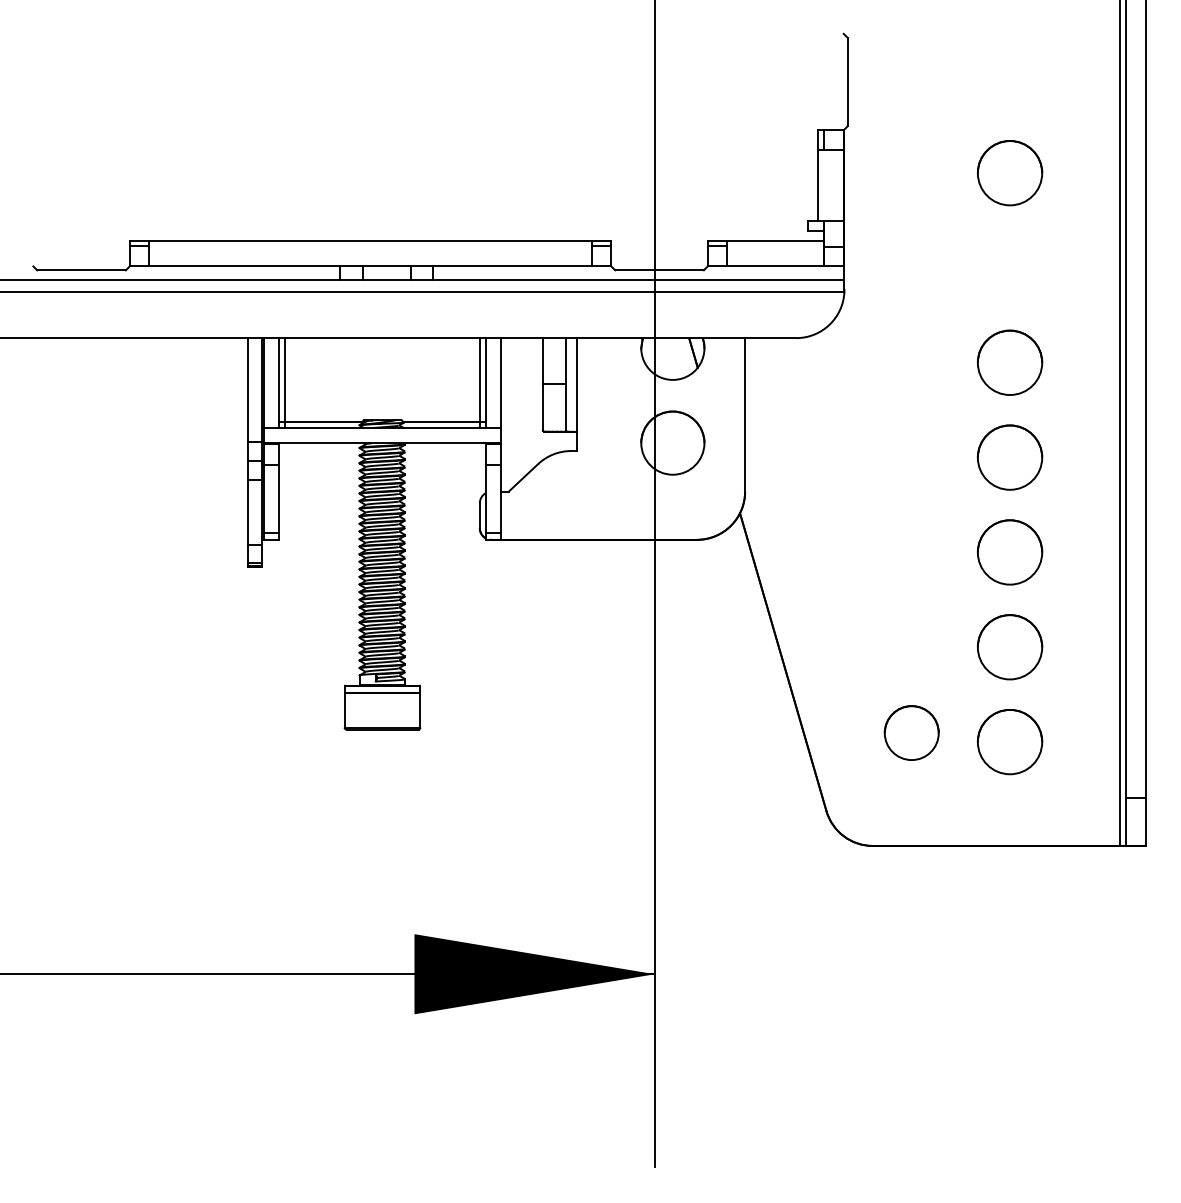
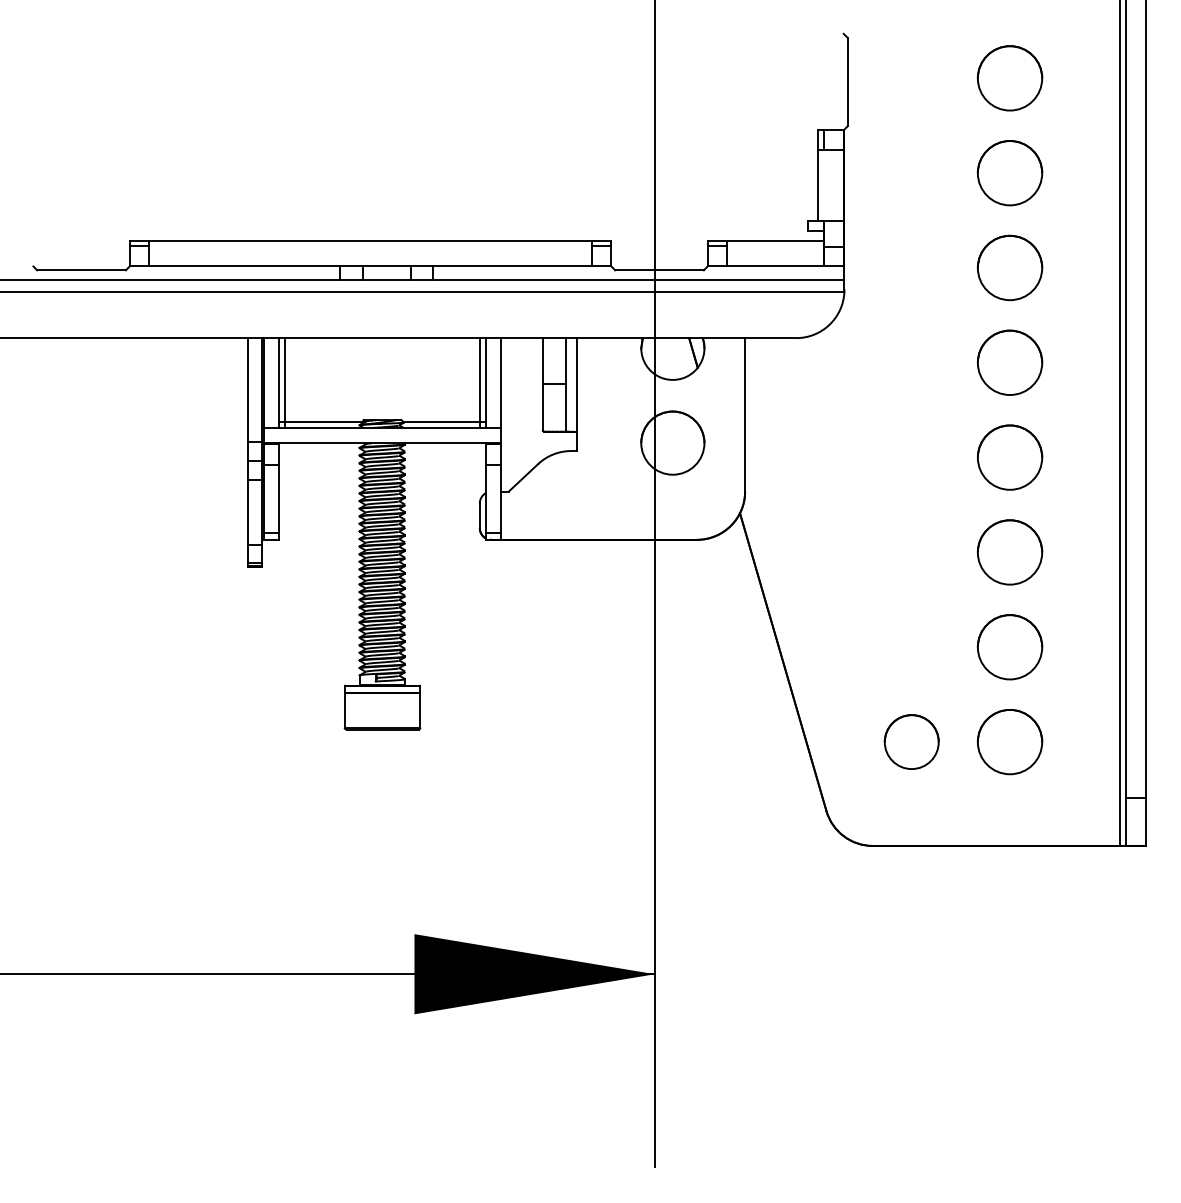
circle: none -> present (1010, 78)
part: none -> present (1009, 267)
part position: (911, 732) -> (911, 741) (911, 741)
